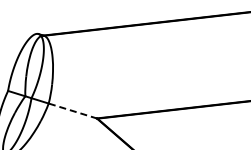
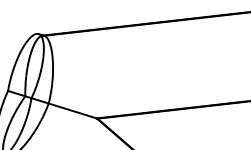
line: dashed -> solid (73, 111)
